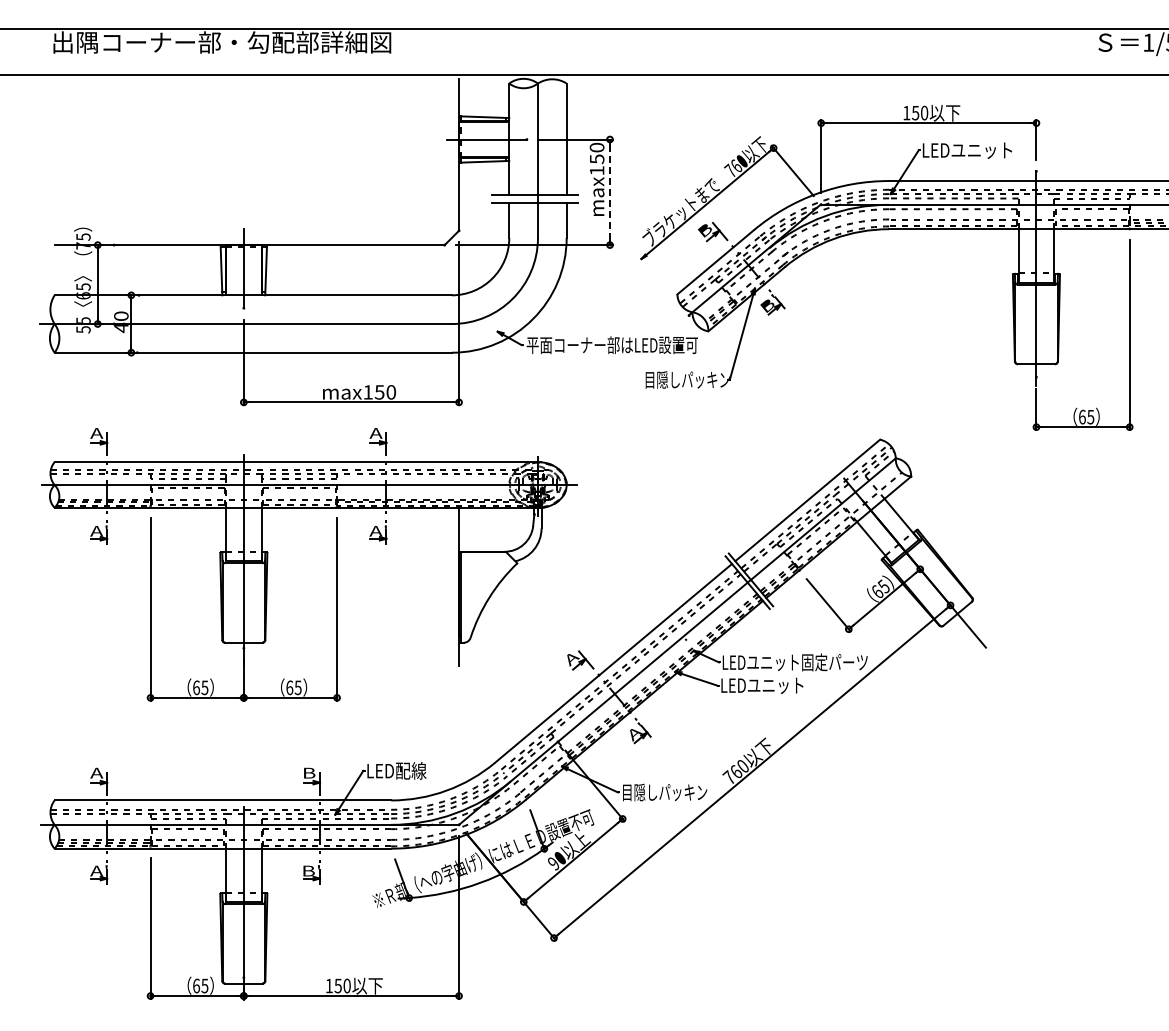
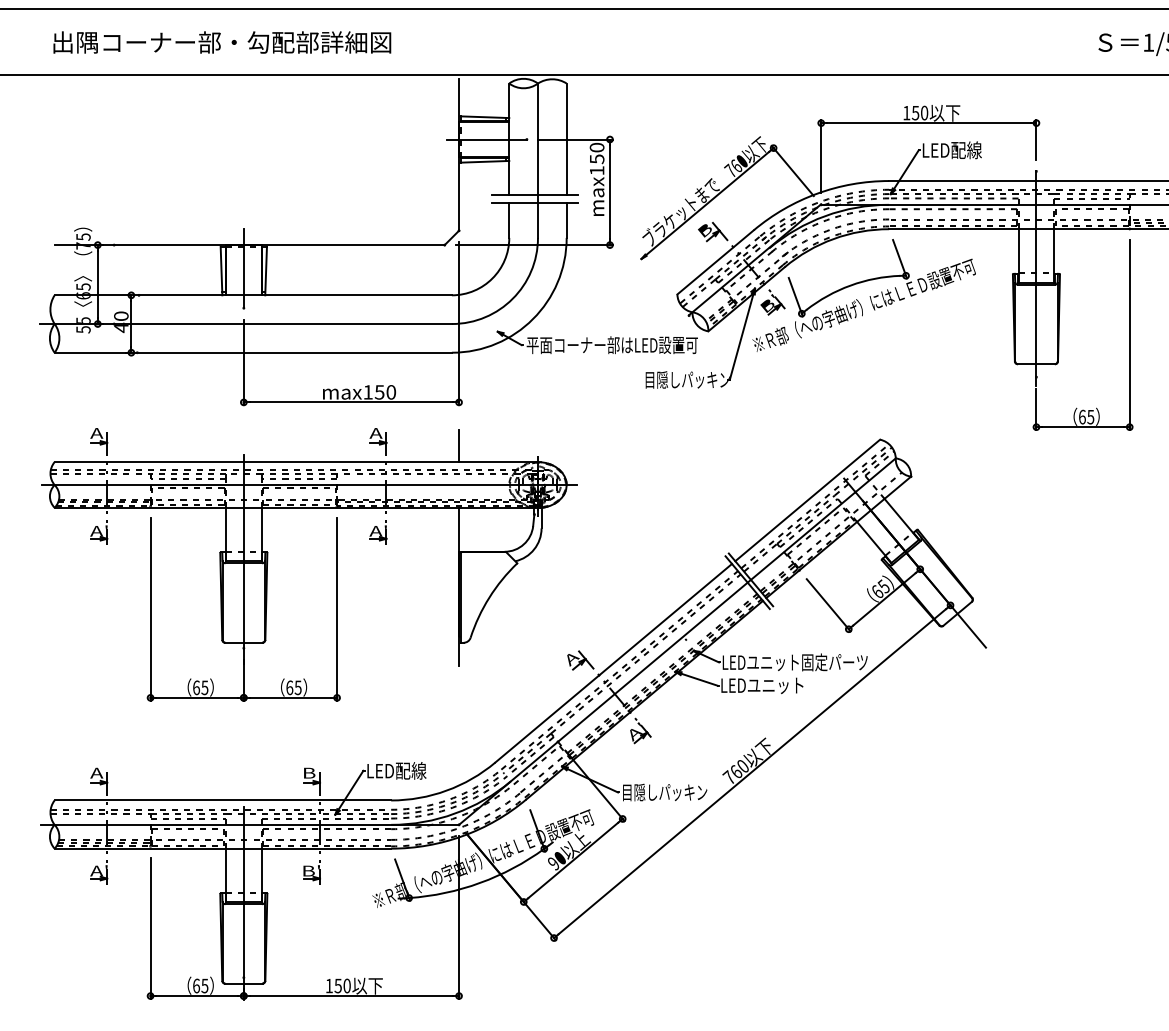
line position: (583, 28) -> (583, 8) (583, 8)
text: LEDユニット -> LED配線 (981, 150)
line: dashed -> solid (609, 192)
part: none -> present (869, 296)
line: none -> present (459, 446)
